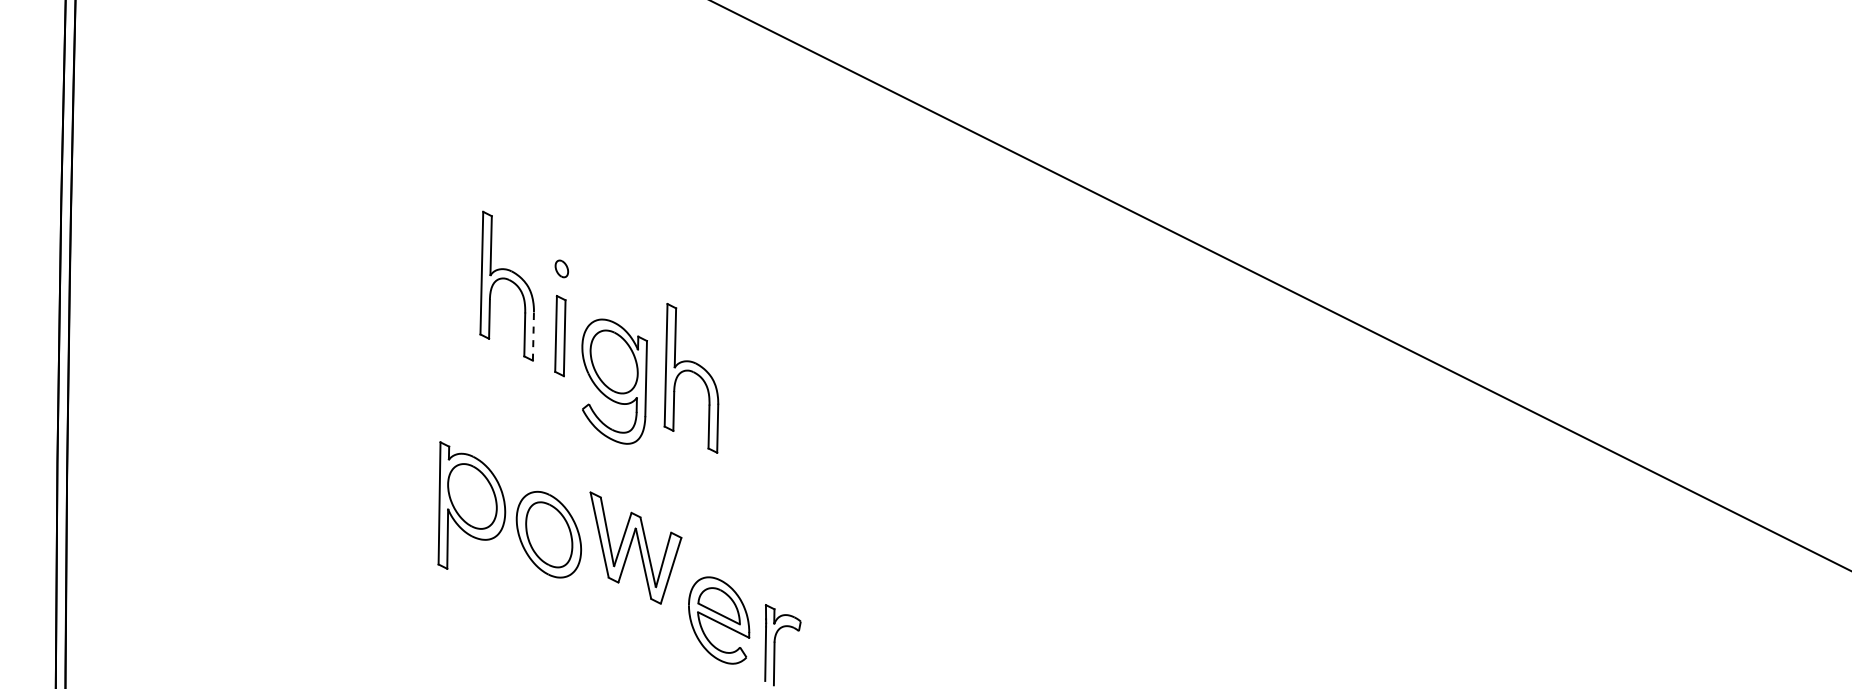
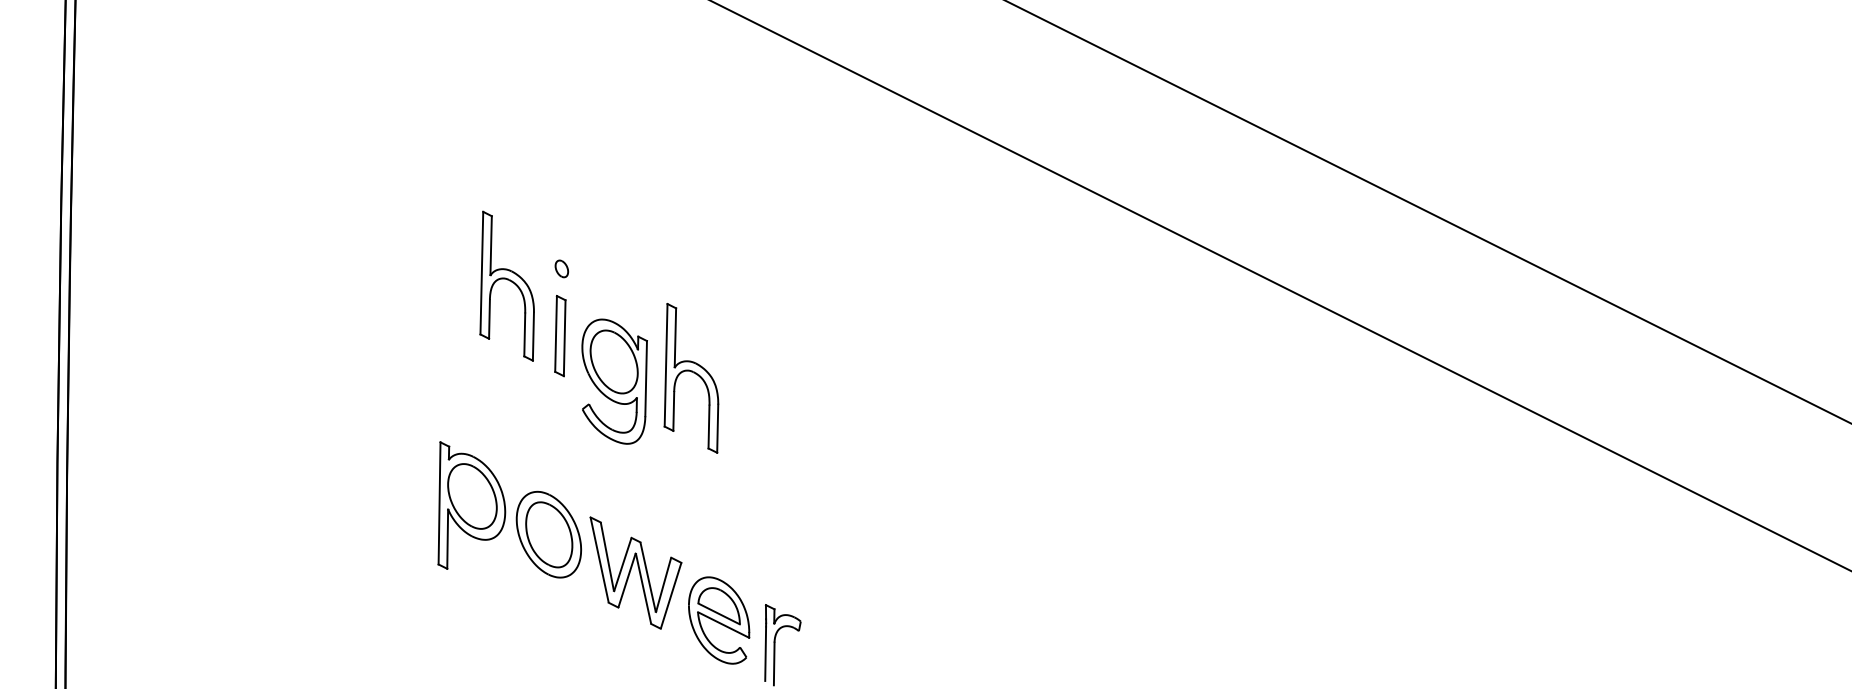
line: none -> present (1428, 212)
line: dashed -> solid (533, 336)
part position: (635, 547) -> (635, 572) (635, 572)
